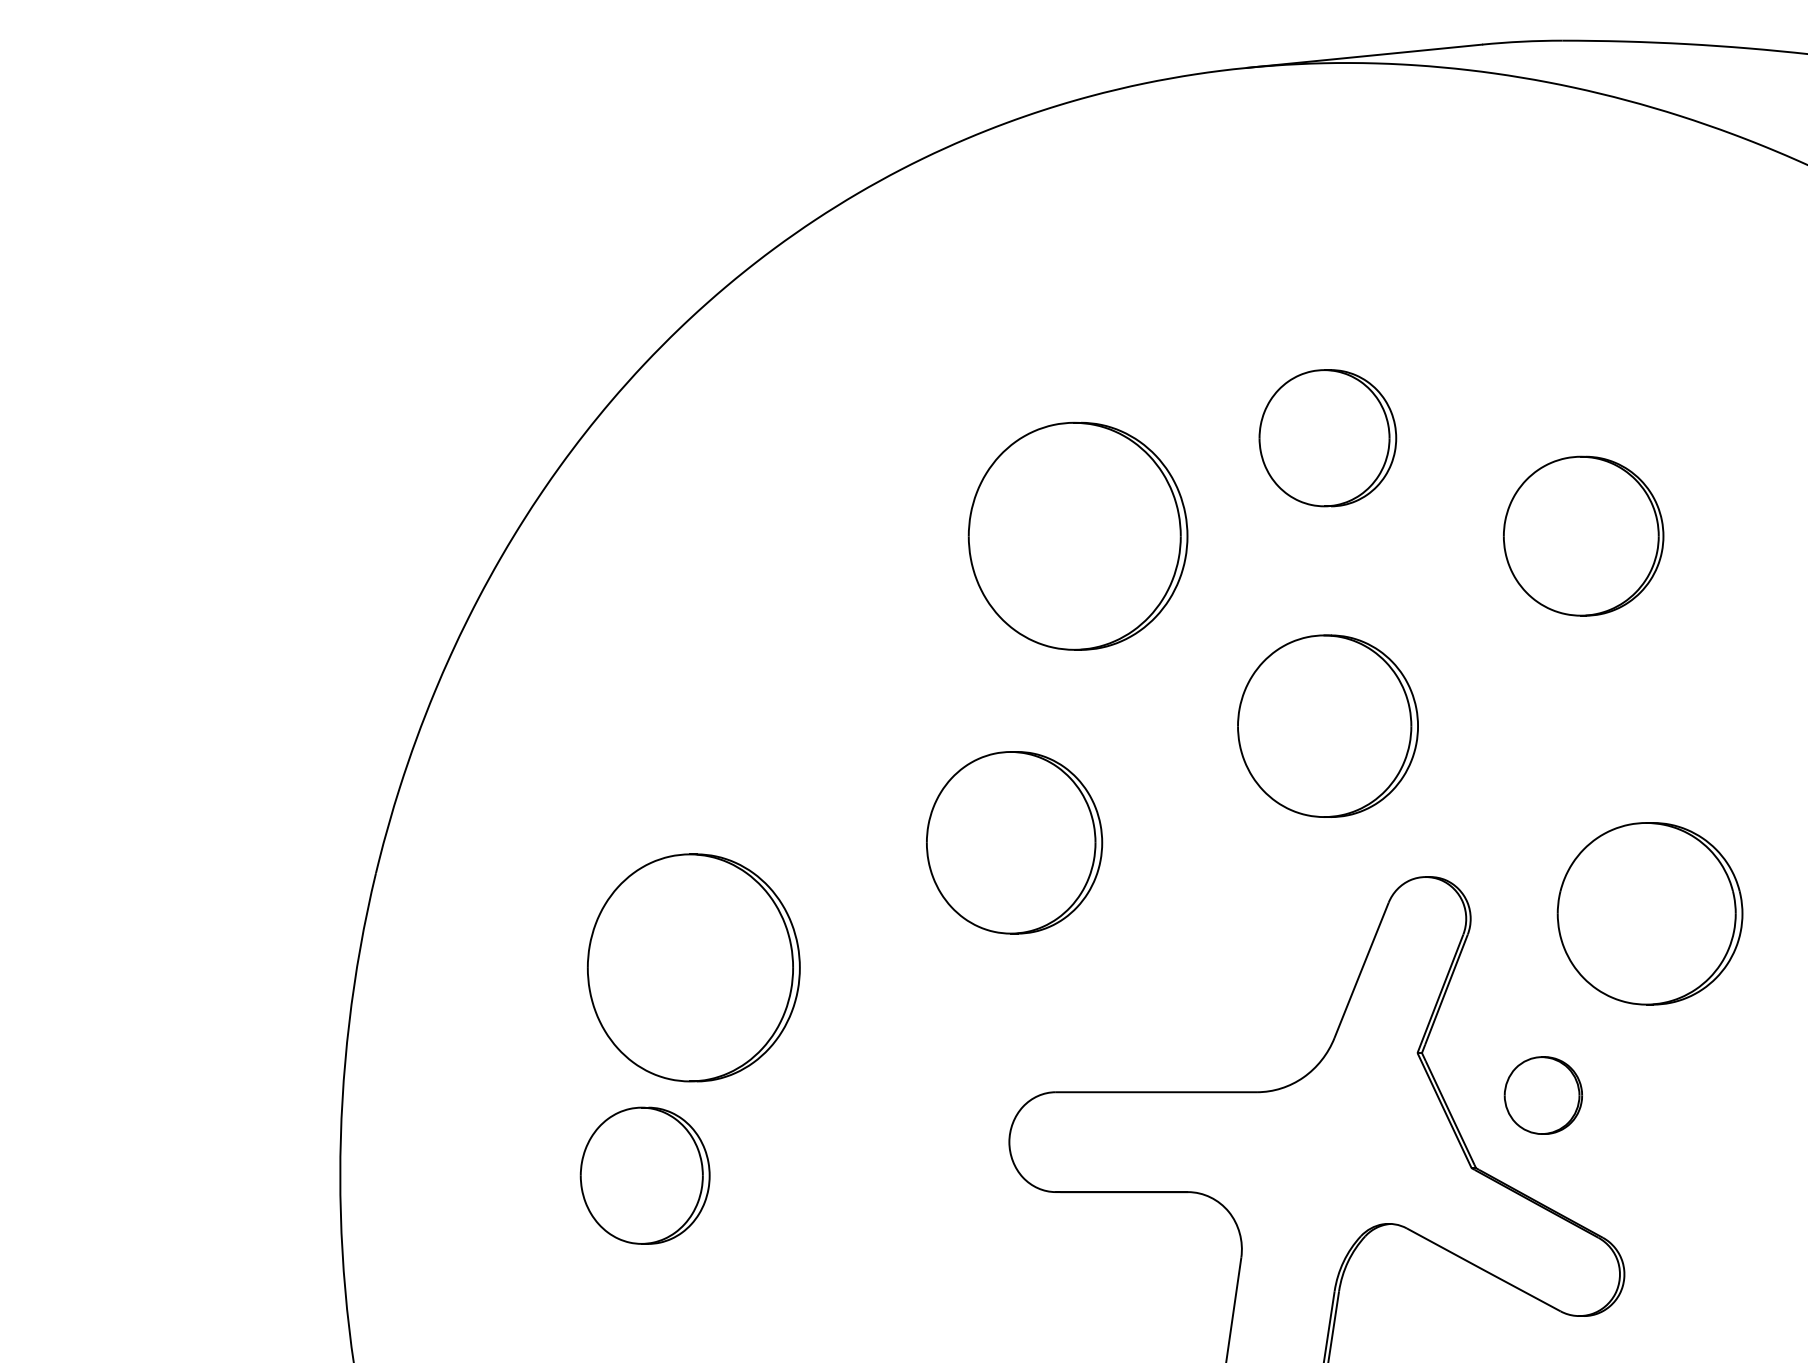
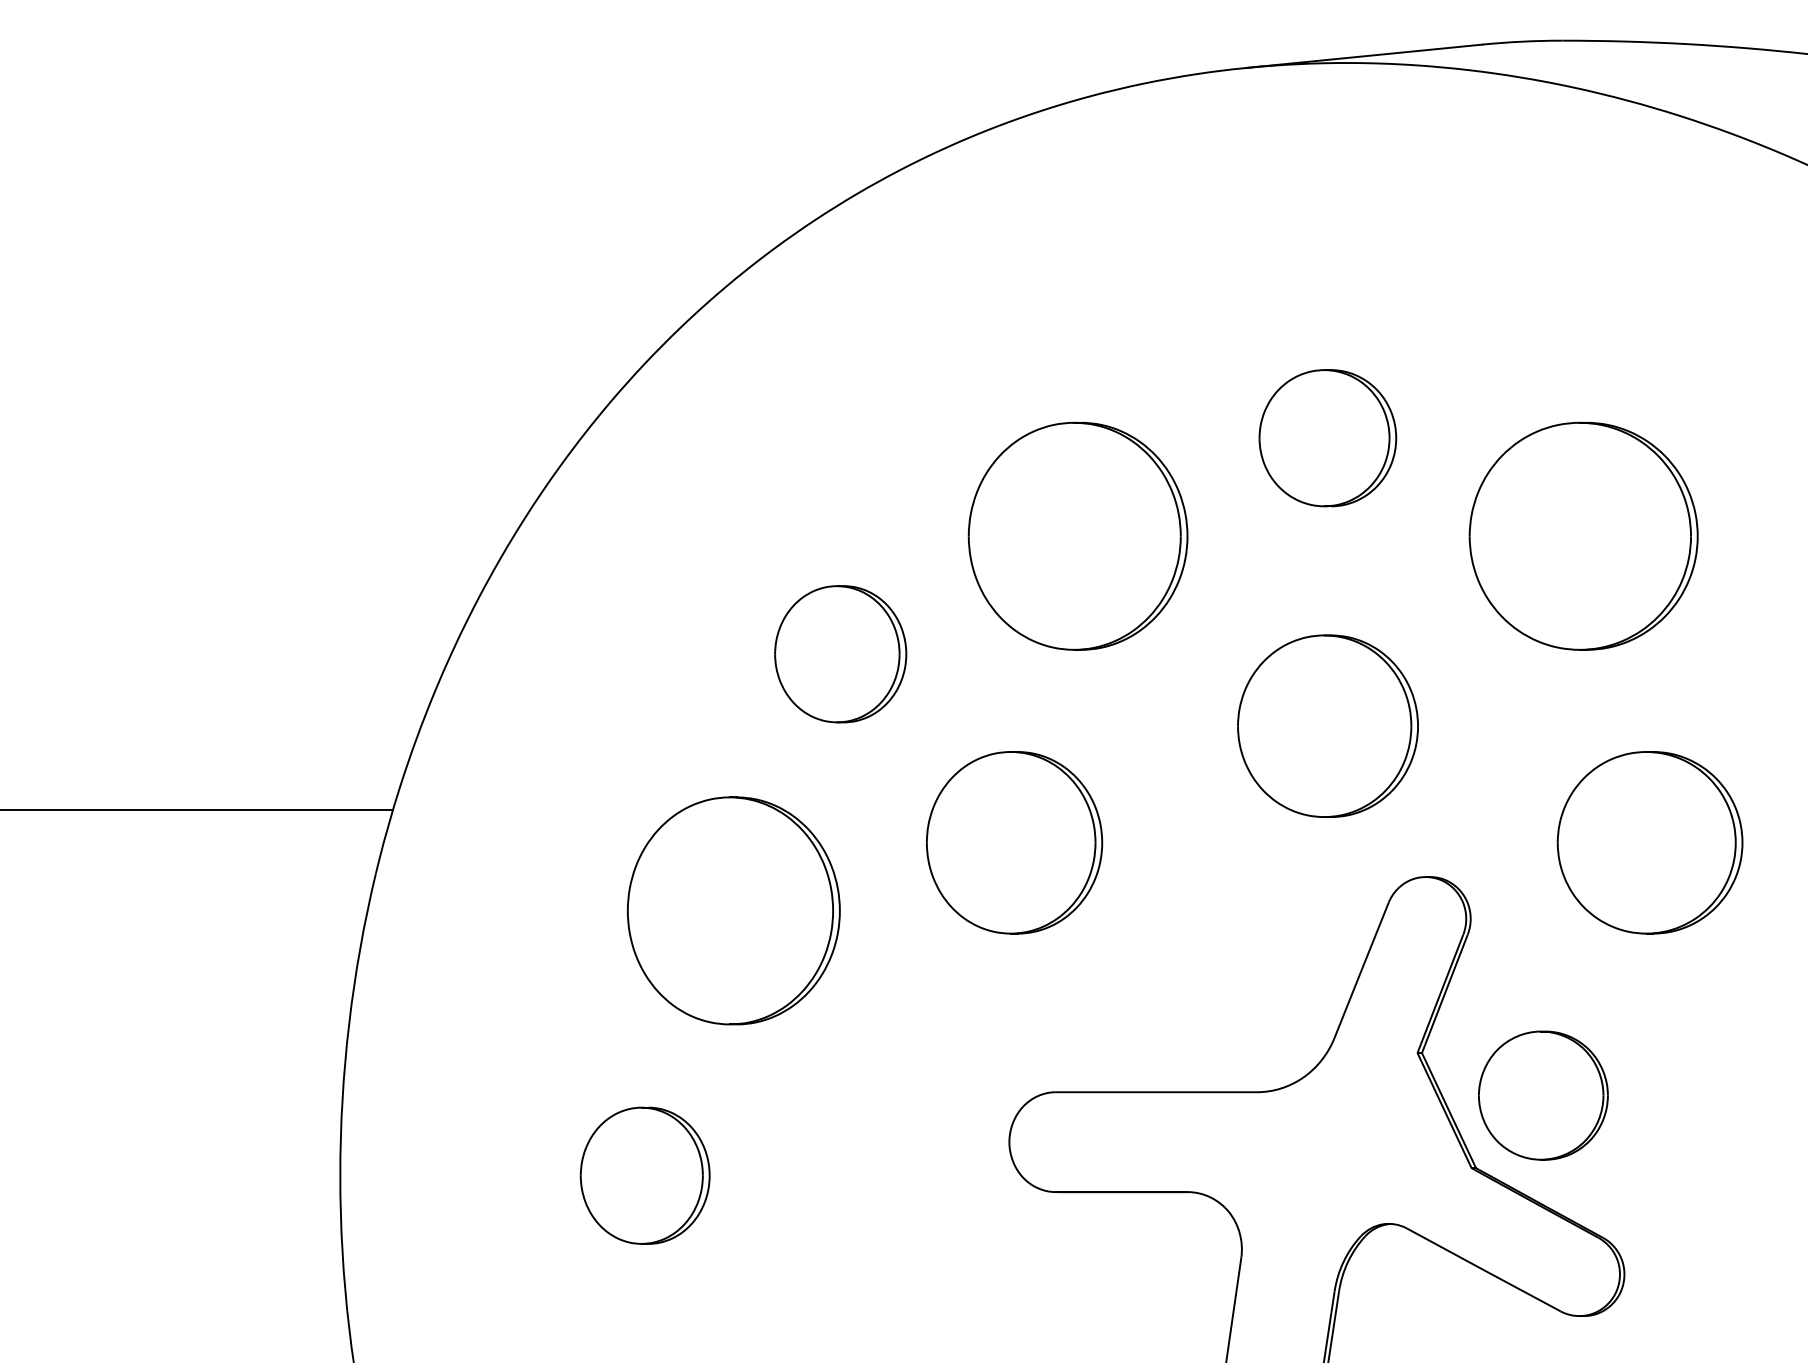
part size: 162x162 px -> 231x230 px (1583, 535)
part: none -> present (840, 654)
line: none -> present (197, 810)
part position: (1649, 913) -> (1649, 842) (1649, 842)
part position: (693, 967) -> (733, 910) (733, 910)
part size: 80x79 px -> 131x131 px (1543, 1095)
